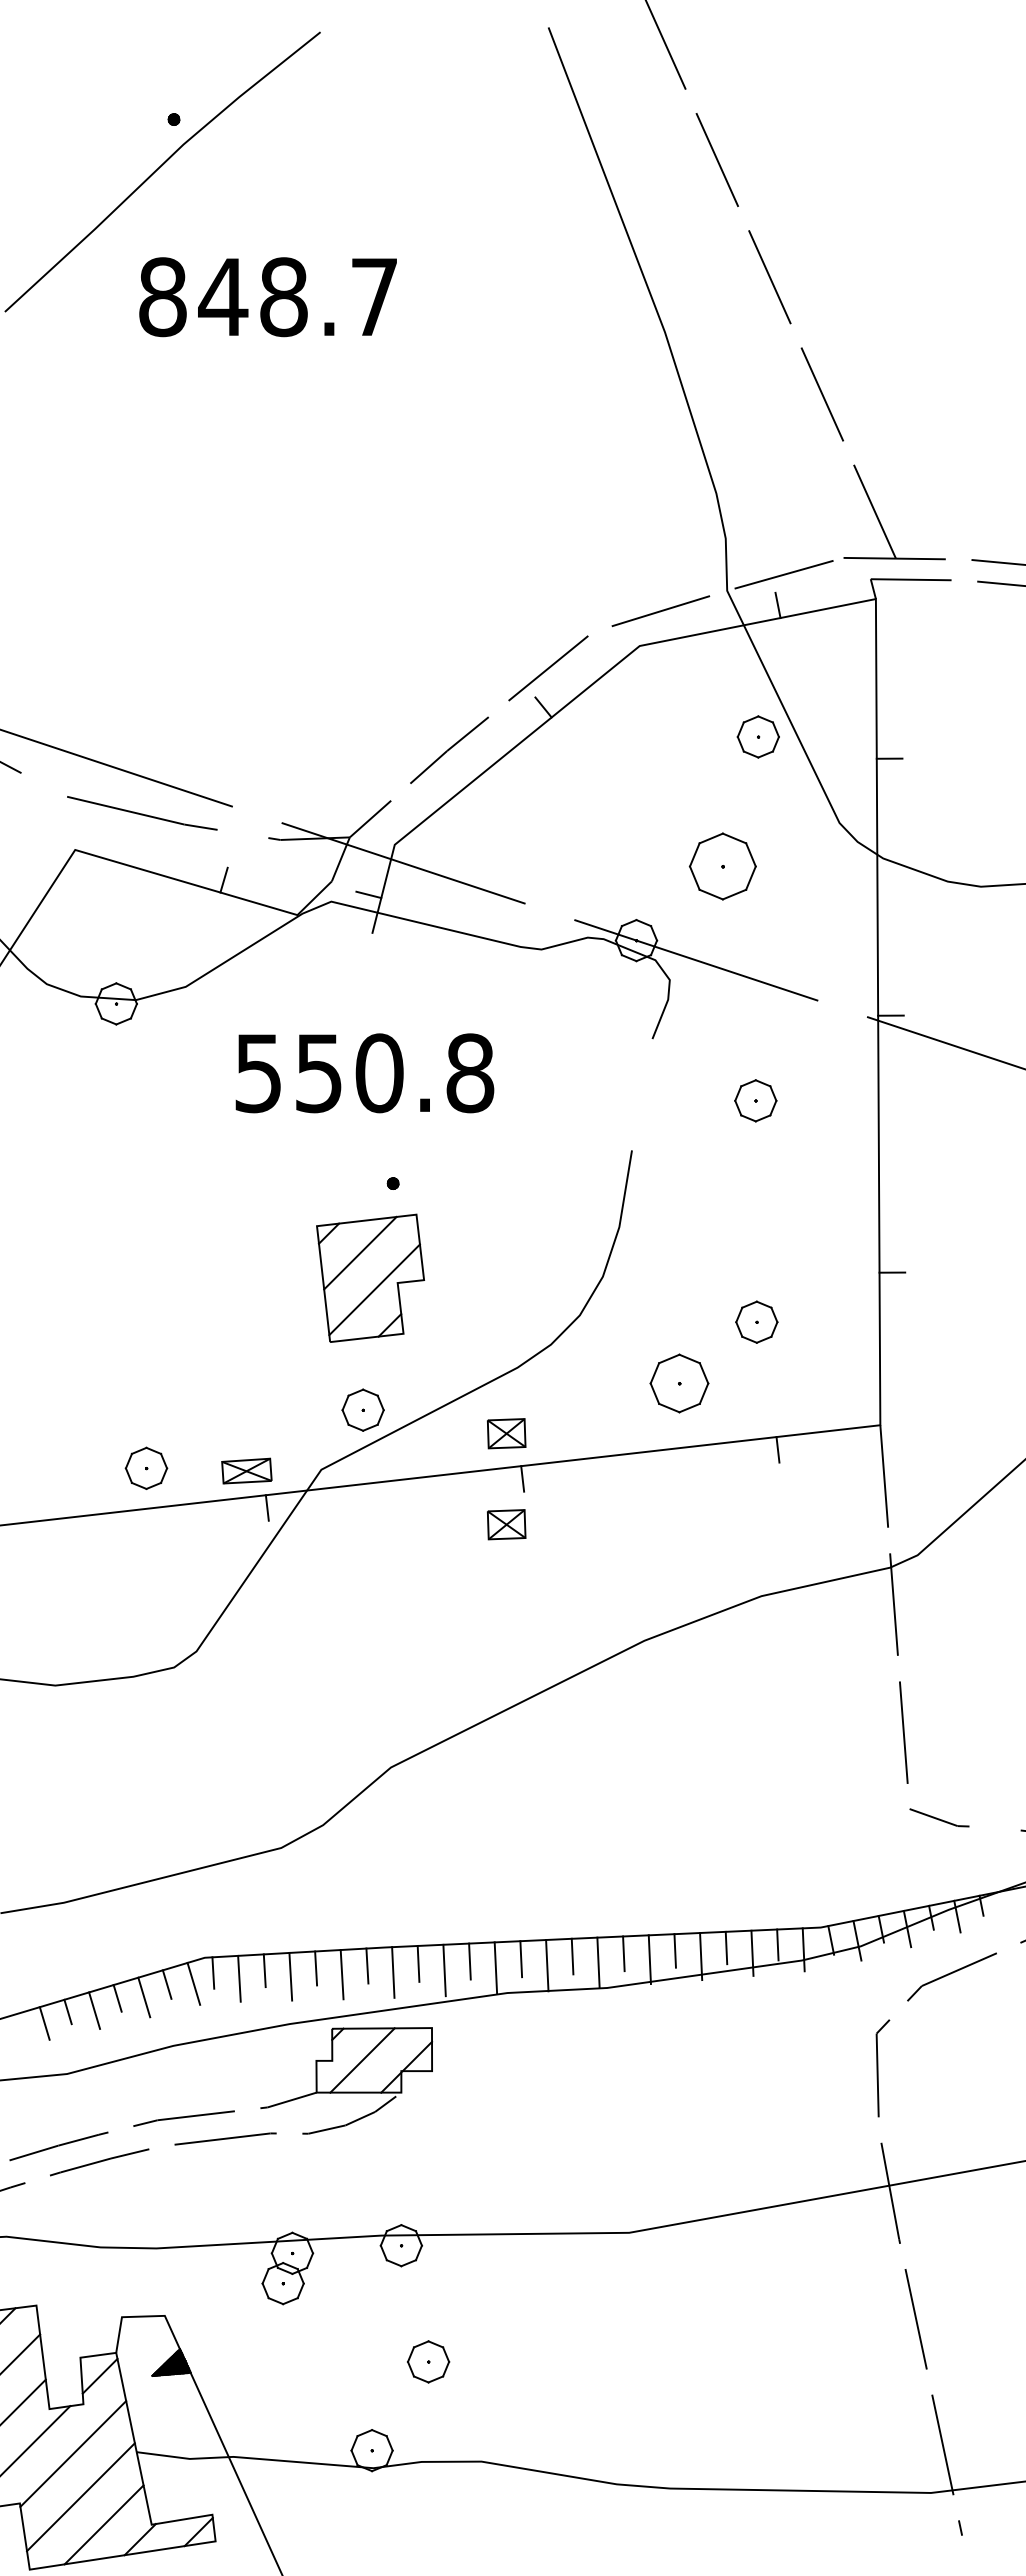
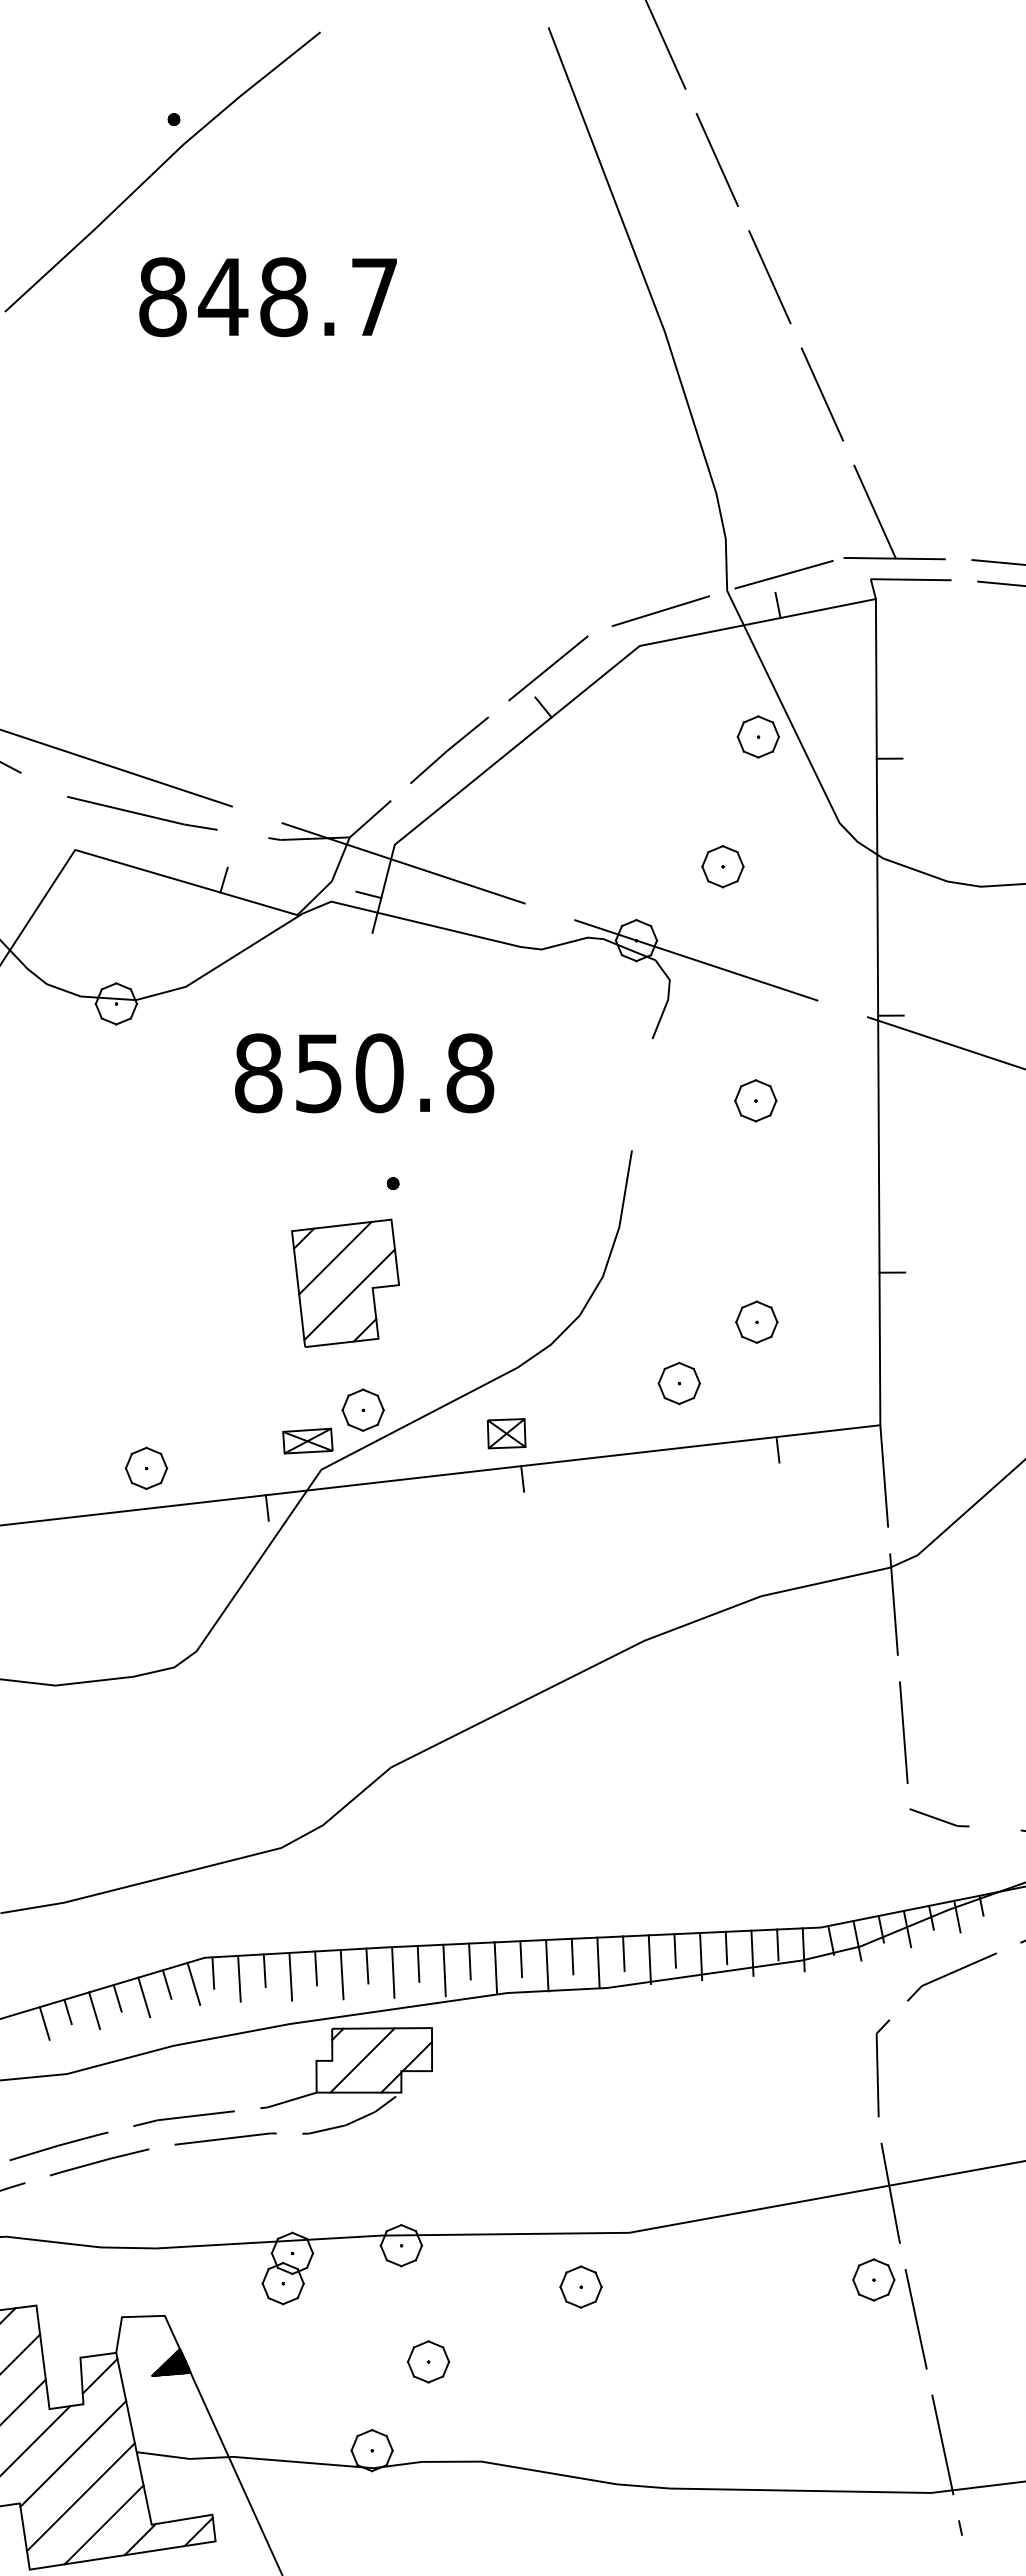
part size: 69x69 px -> 44x44 px (722, 866)
text: 550.8 -> 850.8 (258, 1073)
part position: (370, 1277) -> (345, 1282) (345, 1282)
part size: 61x61 px -> 44x45 px (678, 1383)
part position: (246, 1470) -> (307, 1440) (307, 1440)
part: present -> none (506, 1524)
part: none -> present (873, 2279)
part: none -> present (580, 2286)
